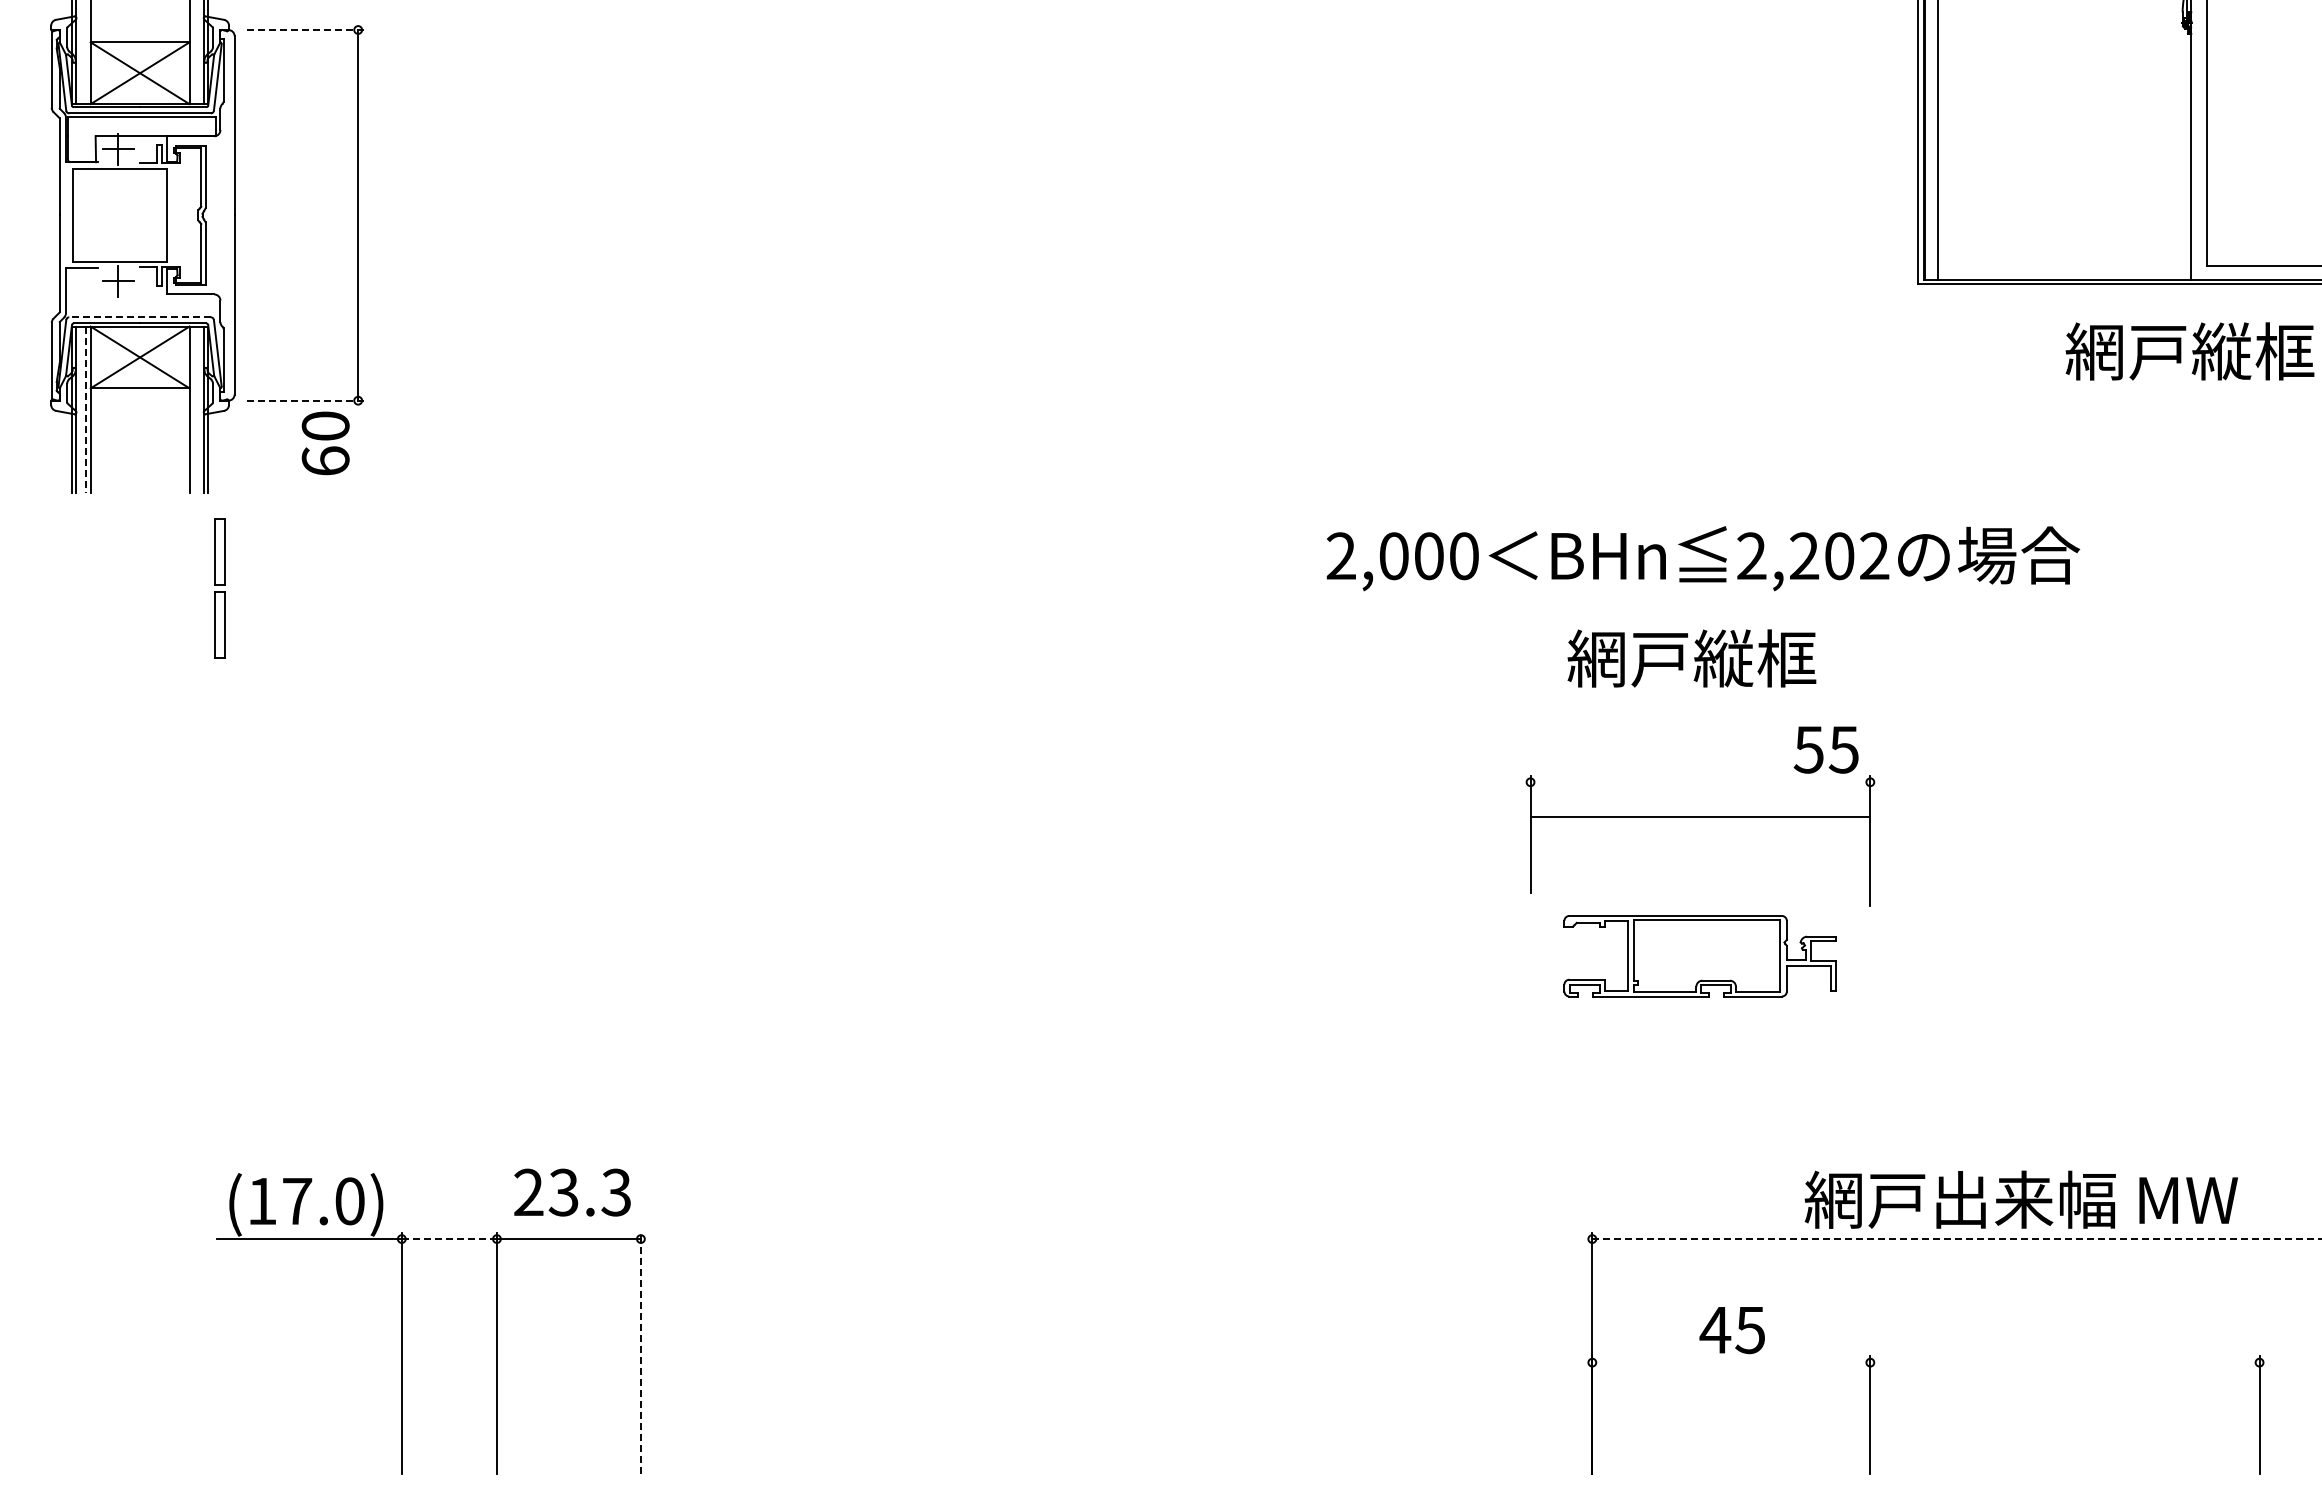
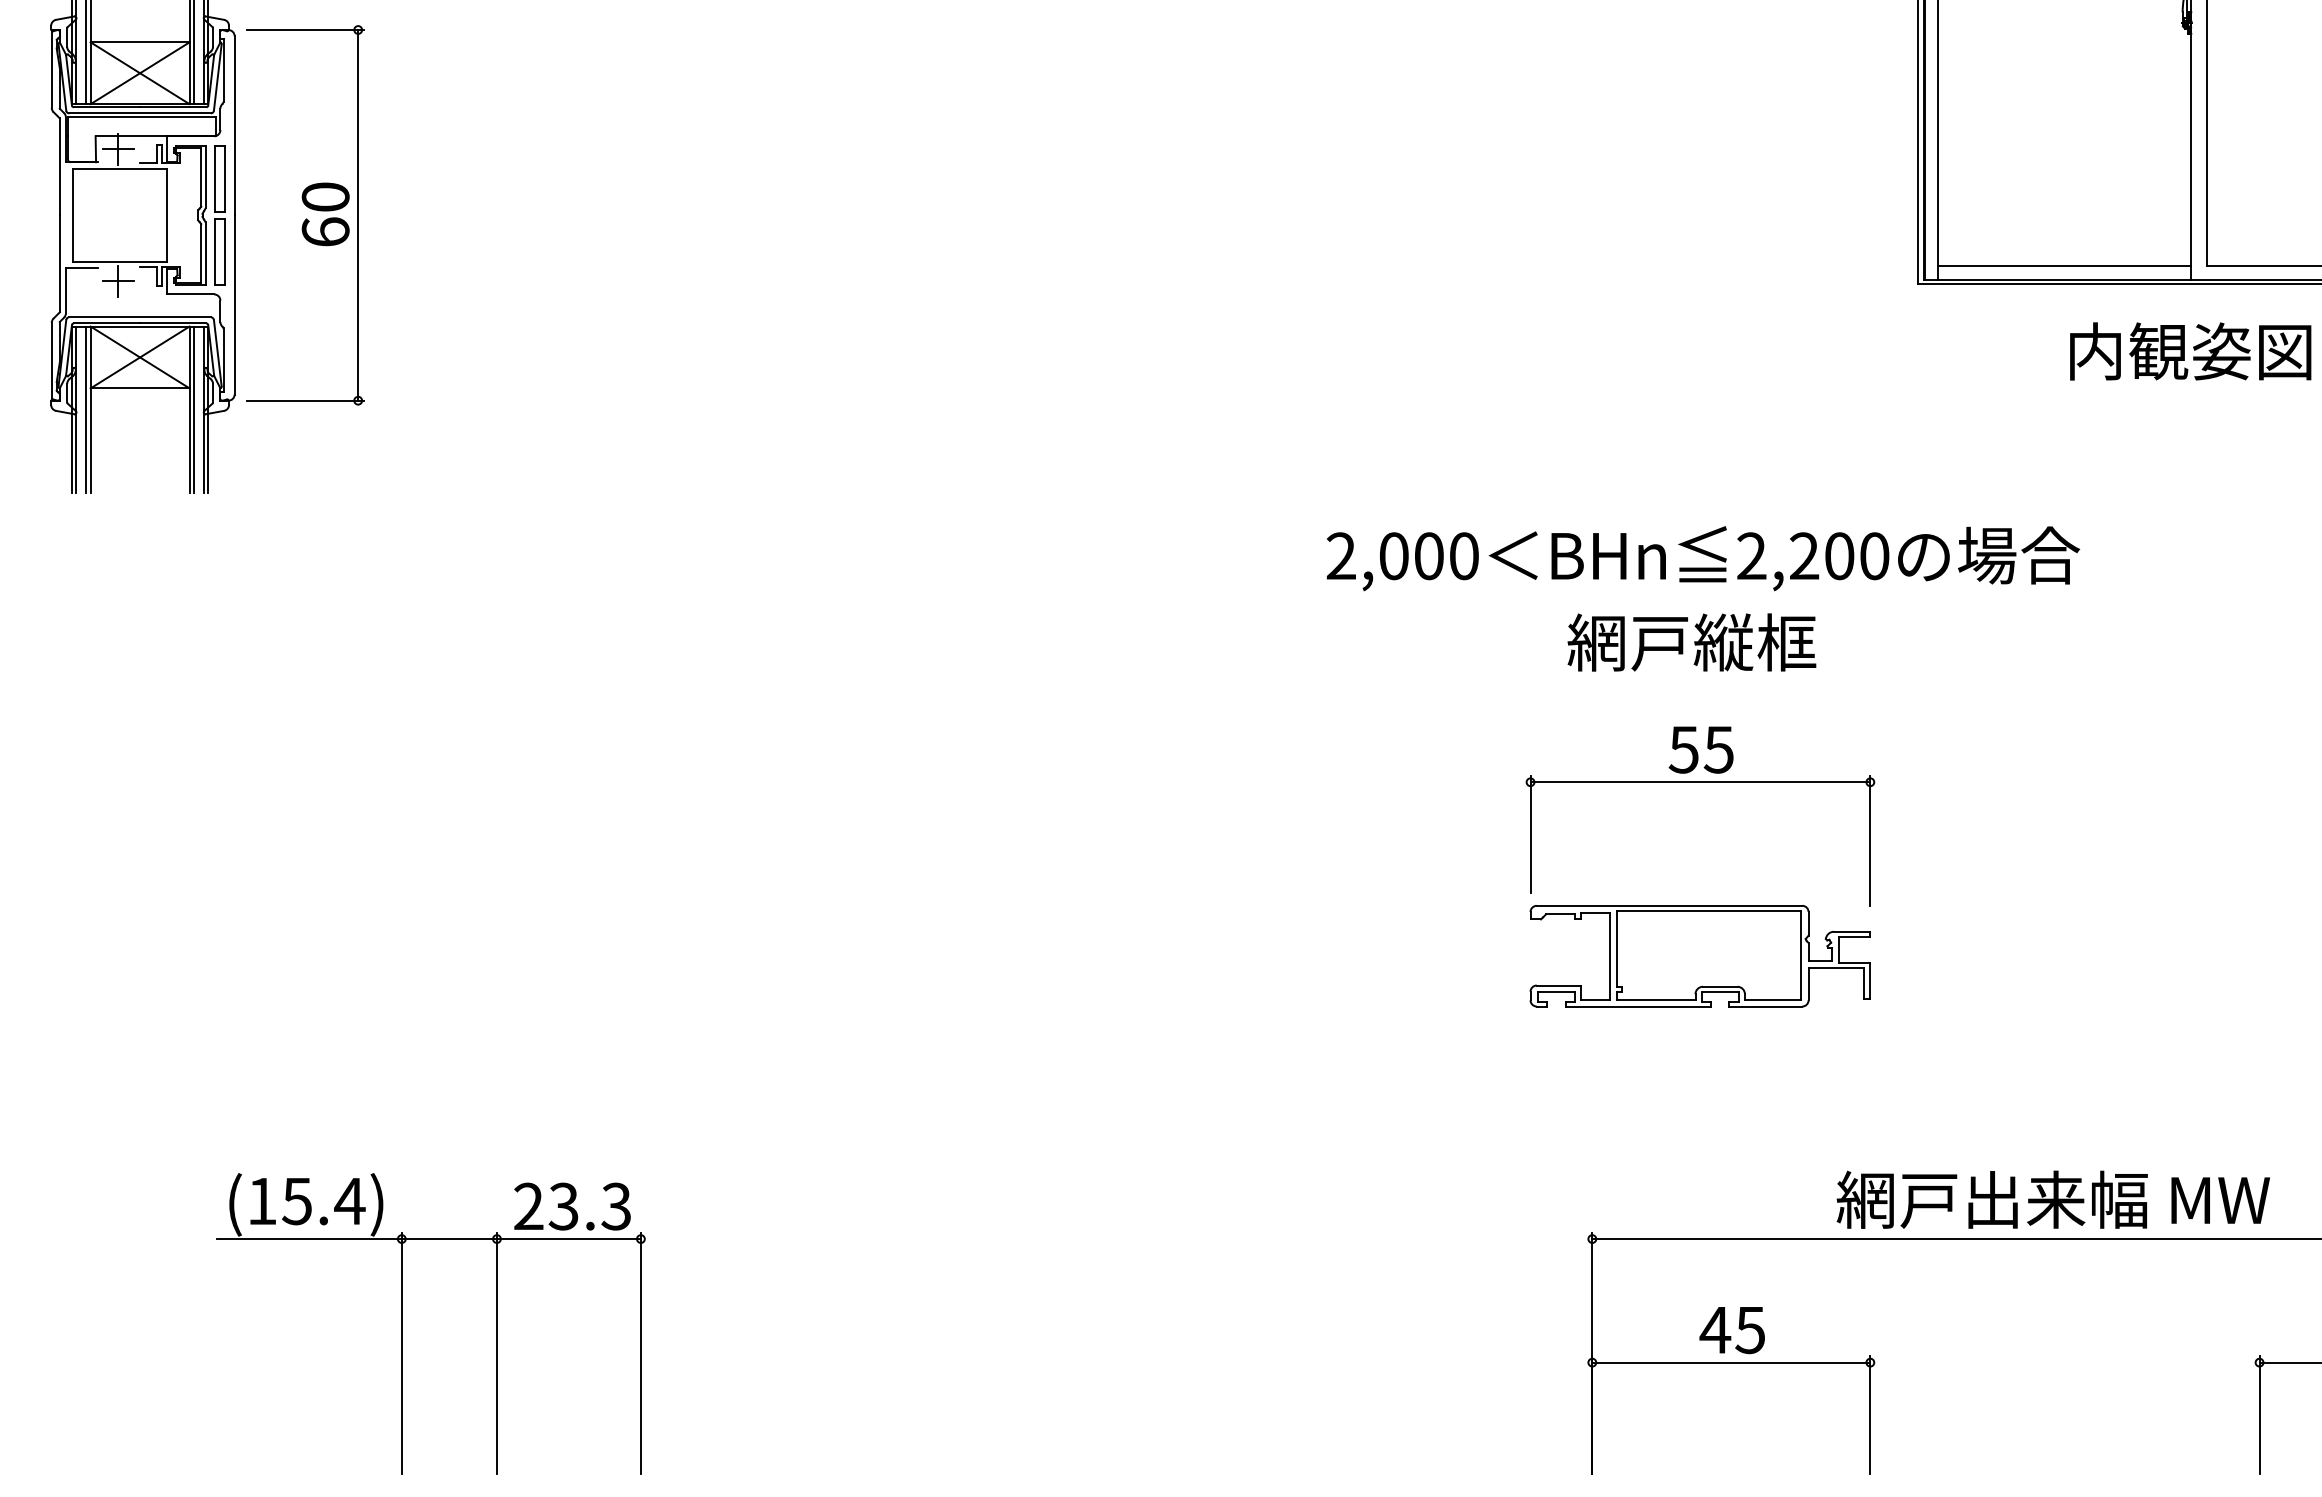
line: dashed -> solid (305, 30)
line: none -> present (86, 53)
line: none -> present (193, 53)
line: none -> present (2064, 265)
line: dashed -> solid (140, 317)
text: 網戸縦框 -> 内観姿図 (2189, 351)
line: dashed -> solid (305, 400)
line: none -> present (193, 409)
line: dashed -> solid (86, 410)
text position: (325, 443) -> (325, 214) (325, 214)
text: 2,202 -> 2,200 (1874, 556)
part position: (219, 588) -> (219, 215) (219, 215)
text position: (1691, 658) -> (1691, 642) (1691, 642)
text position: (1825, 749) -> (1700, 749) (1700, 749)
line position: (1700, 817) -> (1700, 782) (1700, 782)
part size: 274x83 px -> 342x103 px (1699, 956)
text position: (572, 1192) -> (572, 1206) (572, 1206)
text position: (2020, 1199) -> (2052, 1199) (2052, 1199)
text: (17.0) -> (15.4) (323, 1201)
line: dashed -> solid (449, 1239)
line: dashed -> solid (1957, 1239)
line: dashed -> solid (640, 1352)
line: none -> present (1731, 1362)
line: none -> present (2288, 1362)
